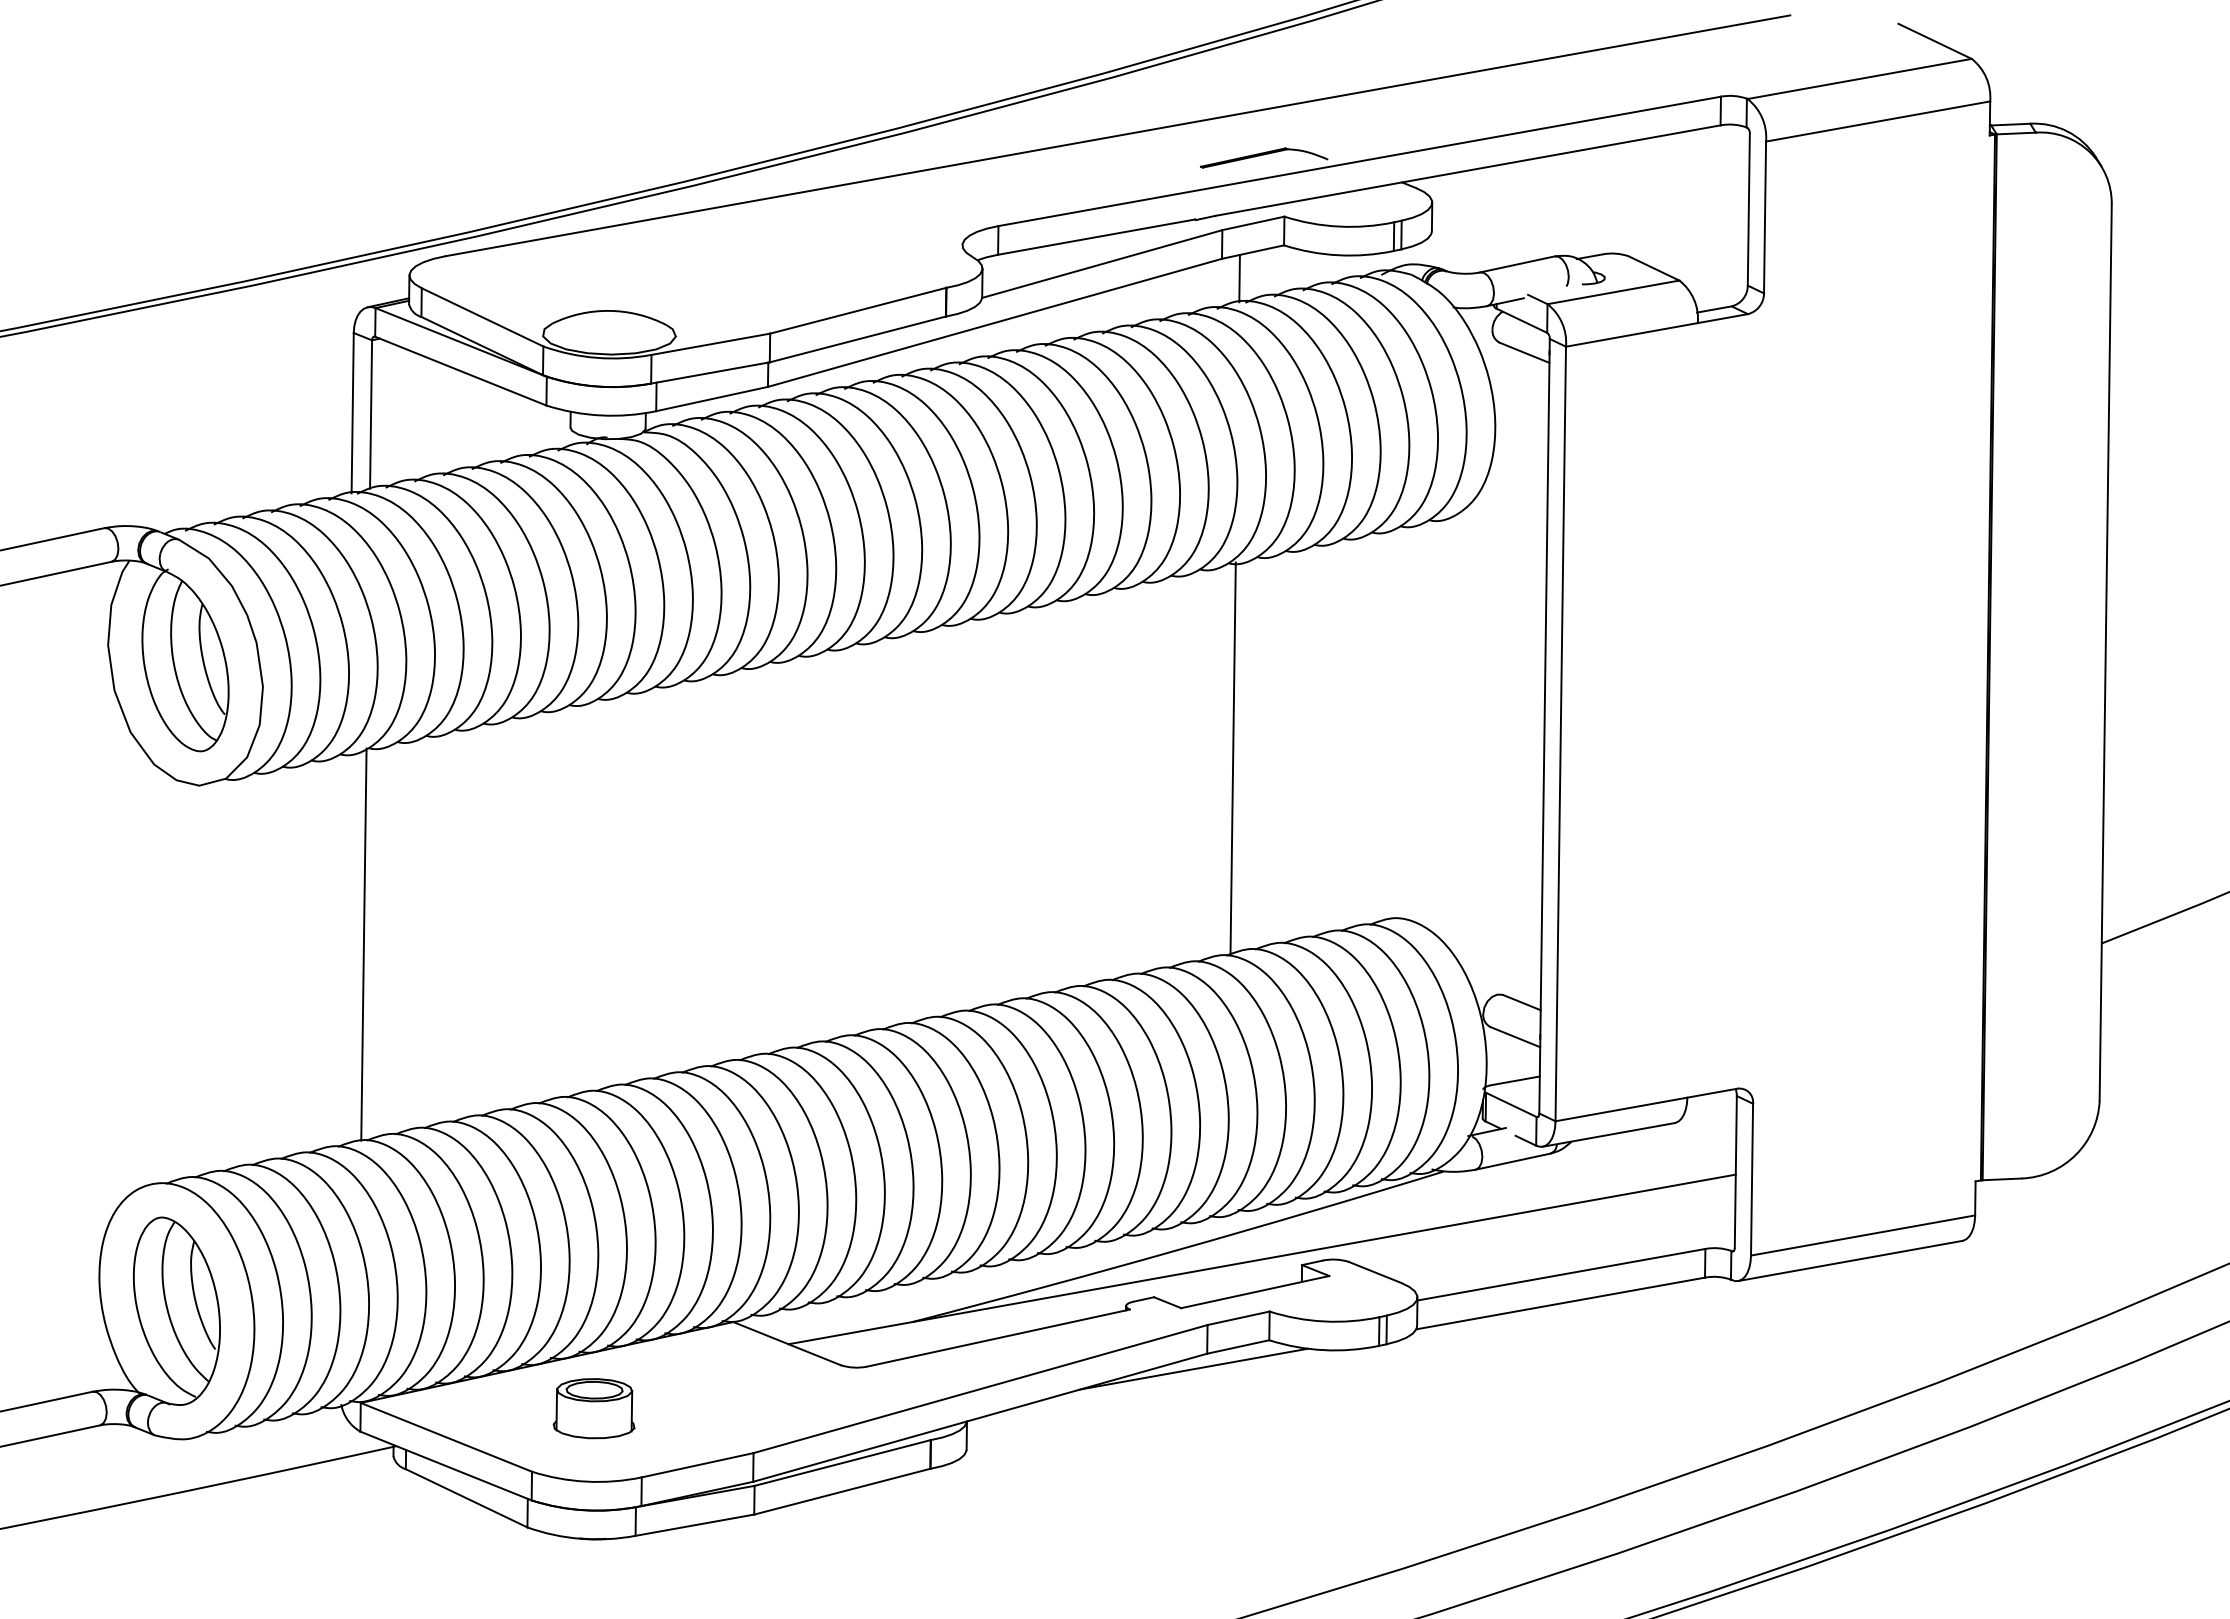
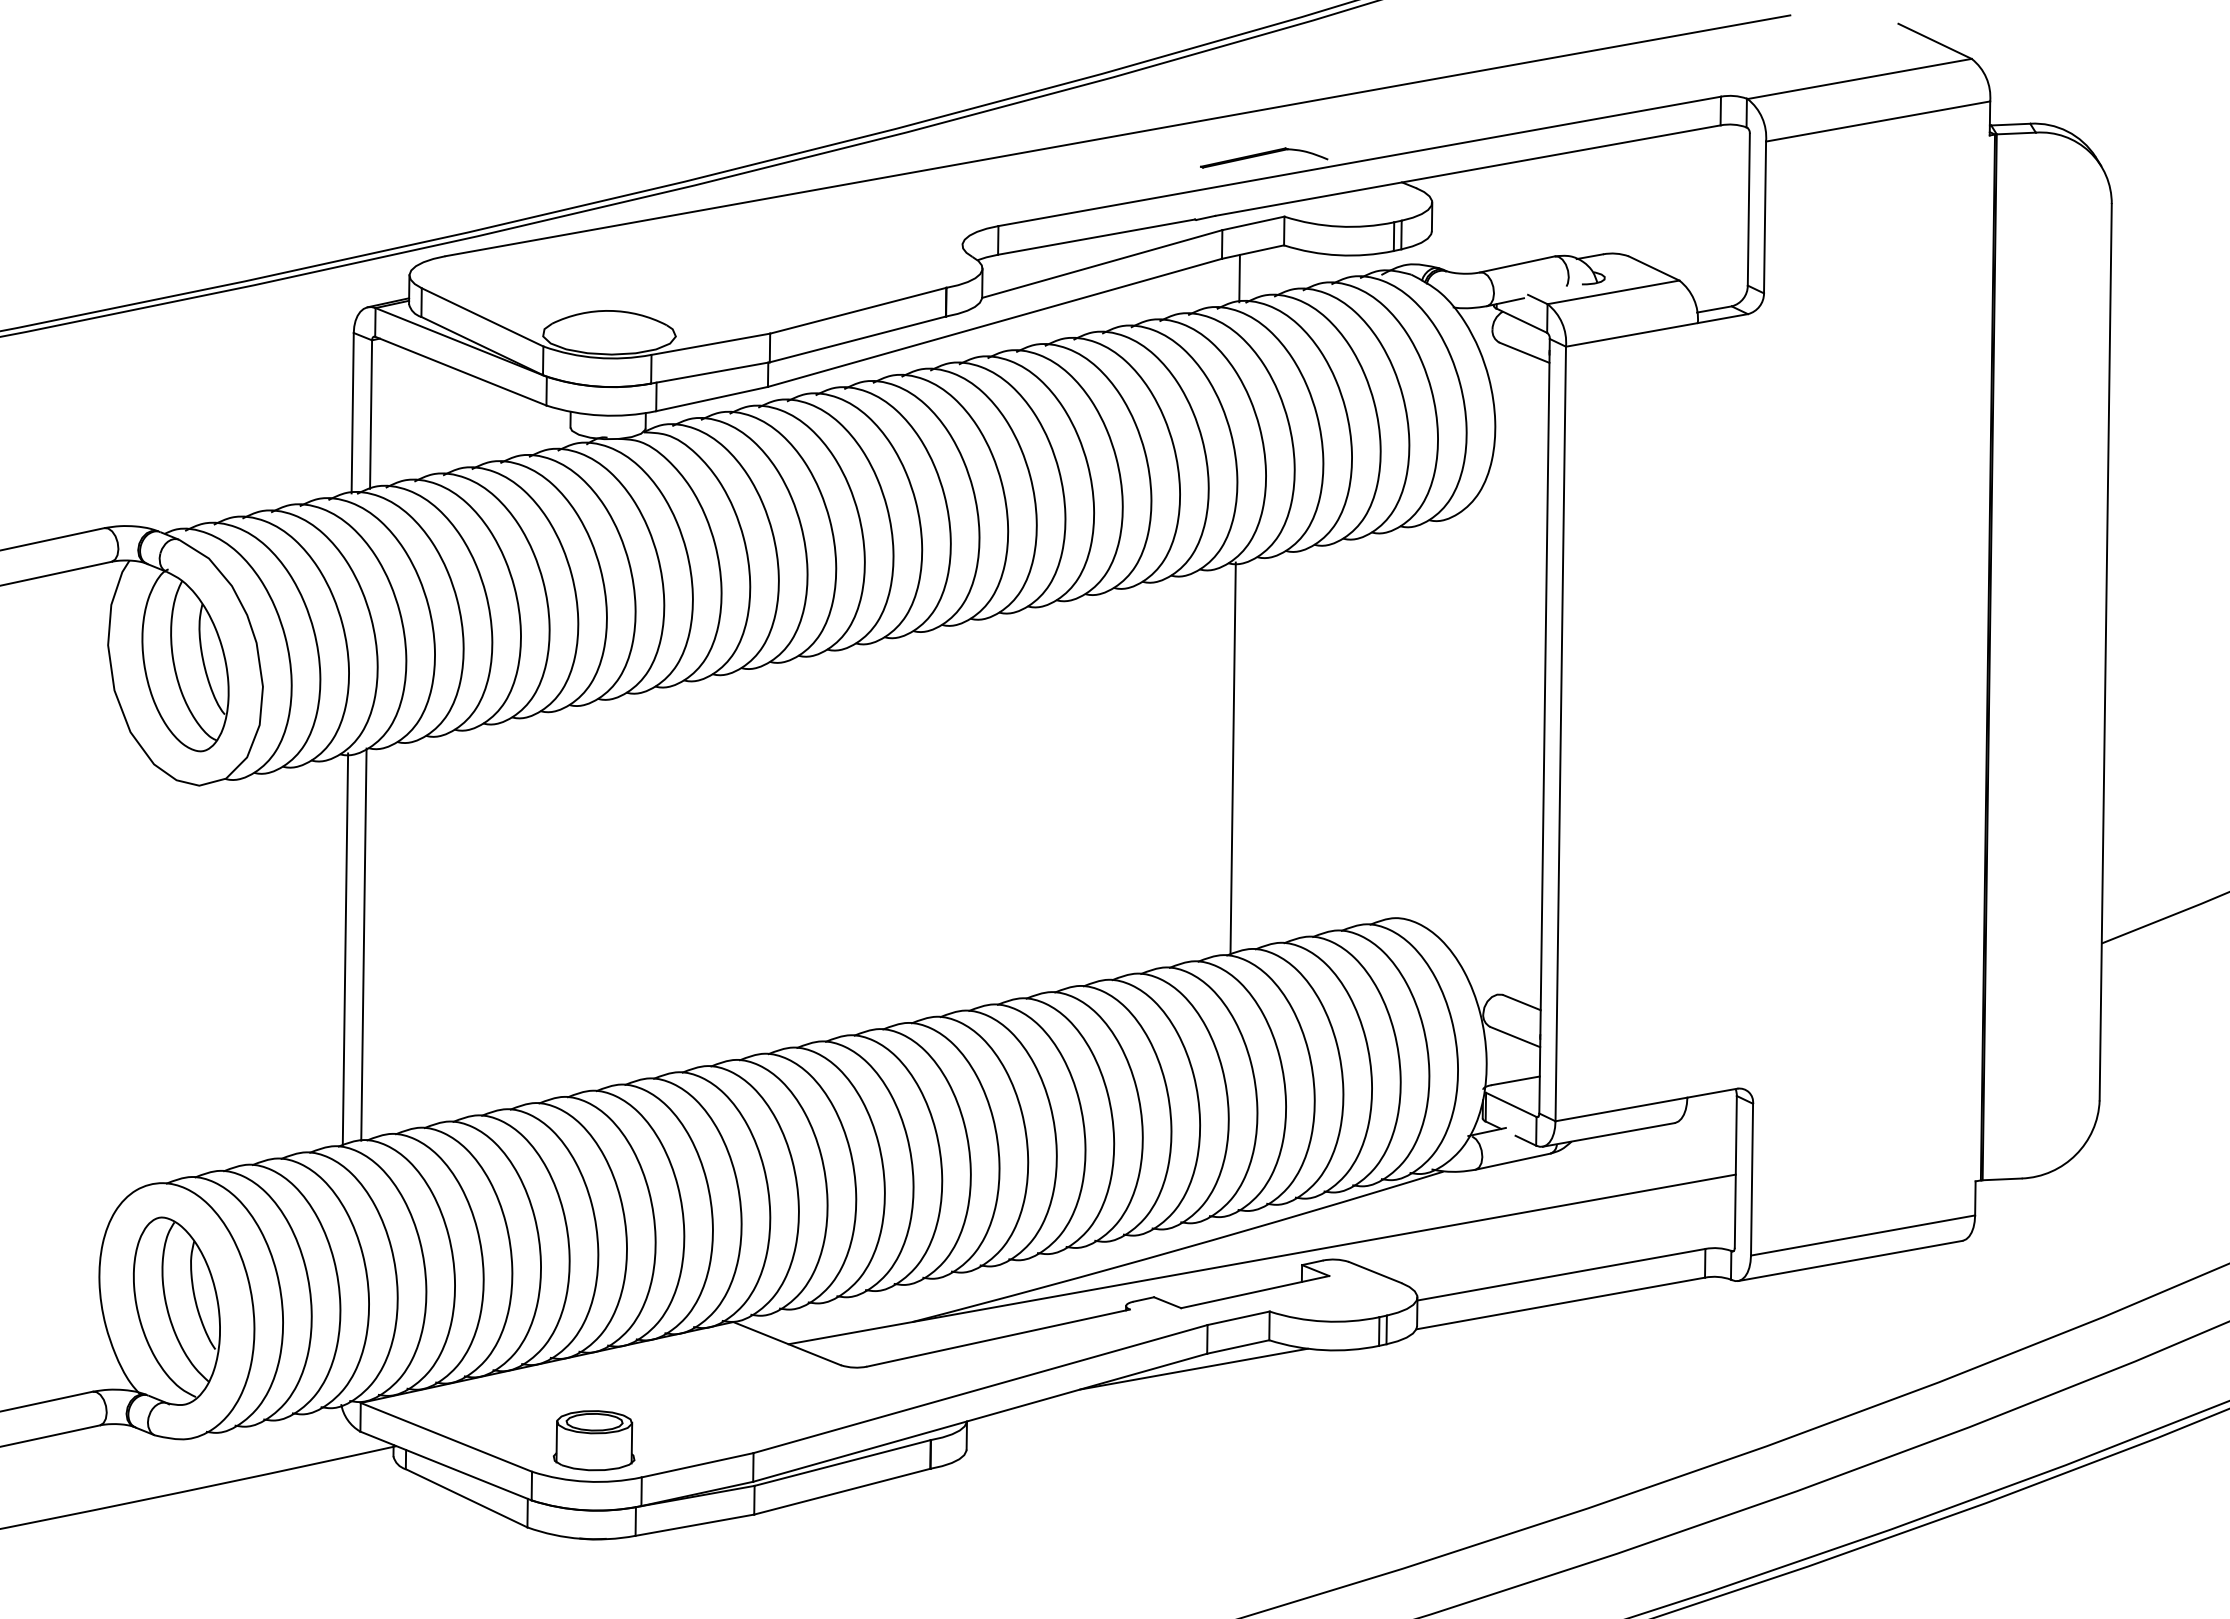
line: none -> present (345, 949)
part position: (593, 1408) -> (593, 1440) (593, 1440)
